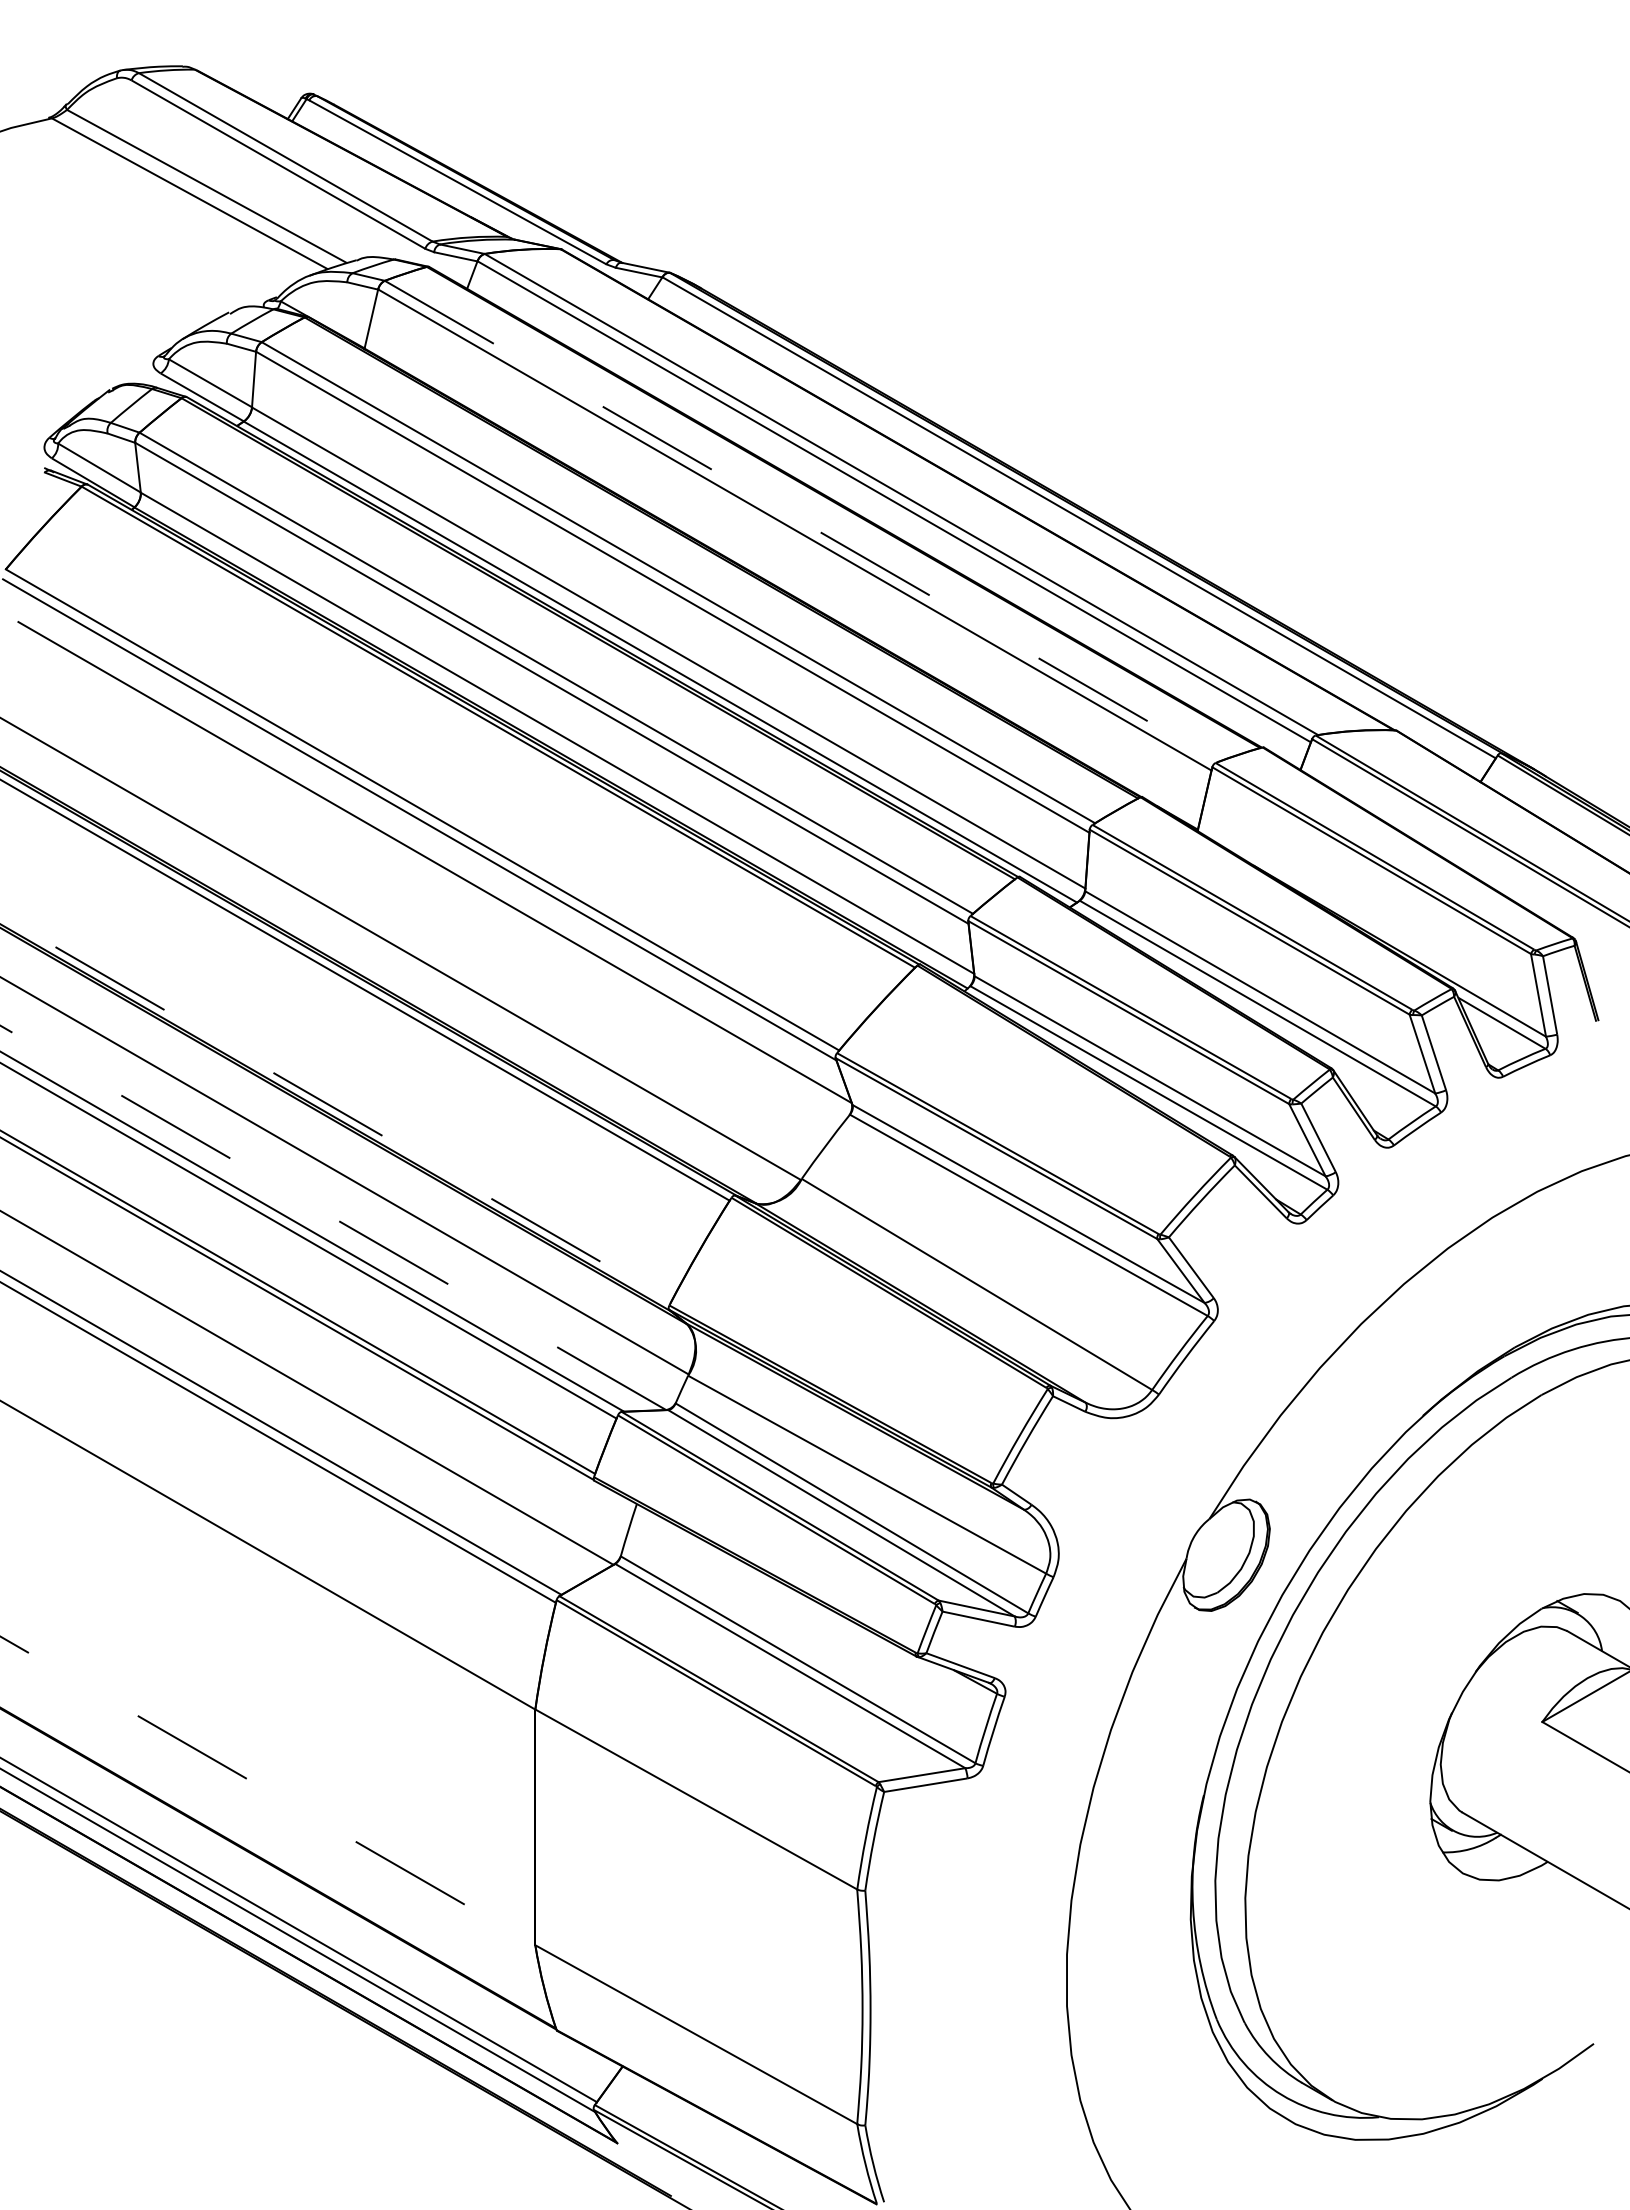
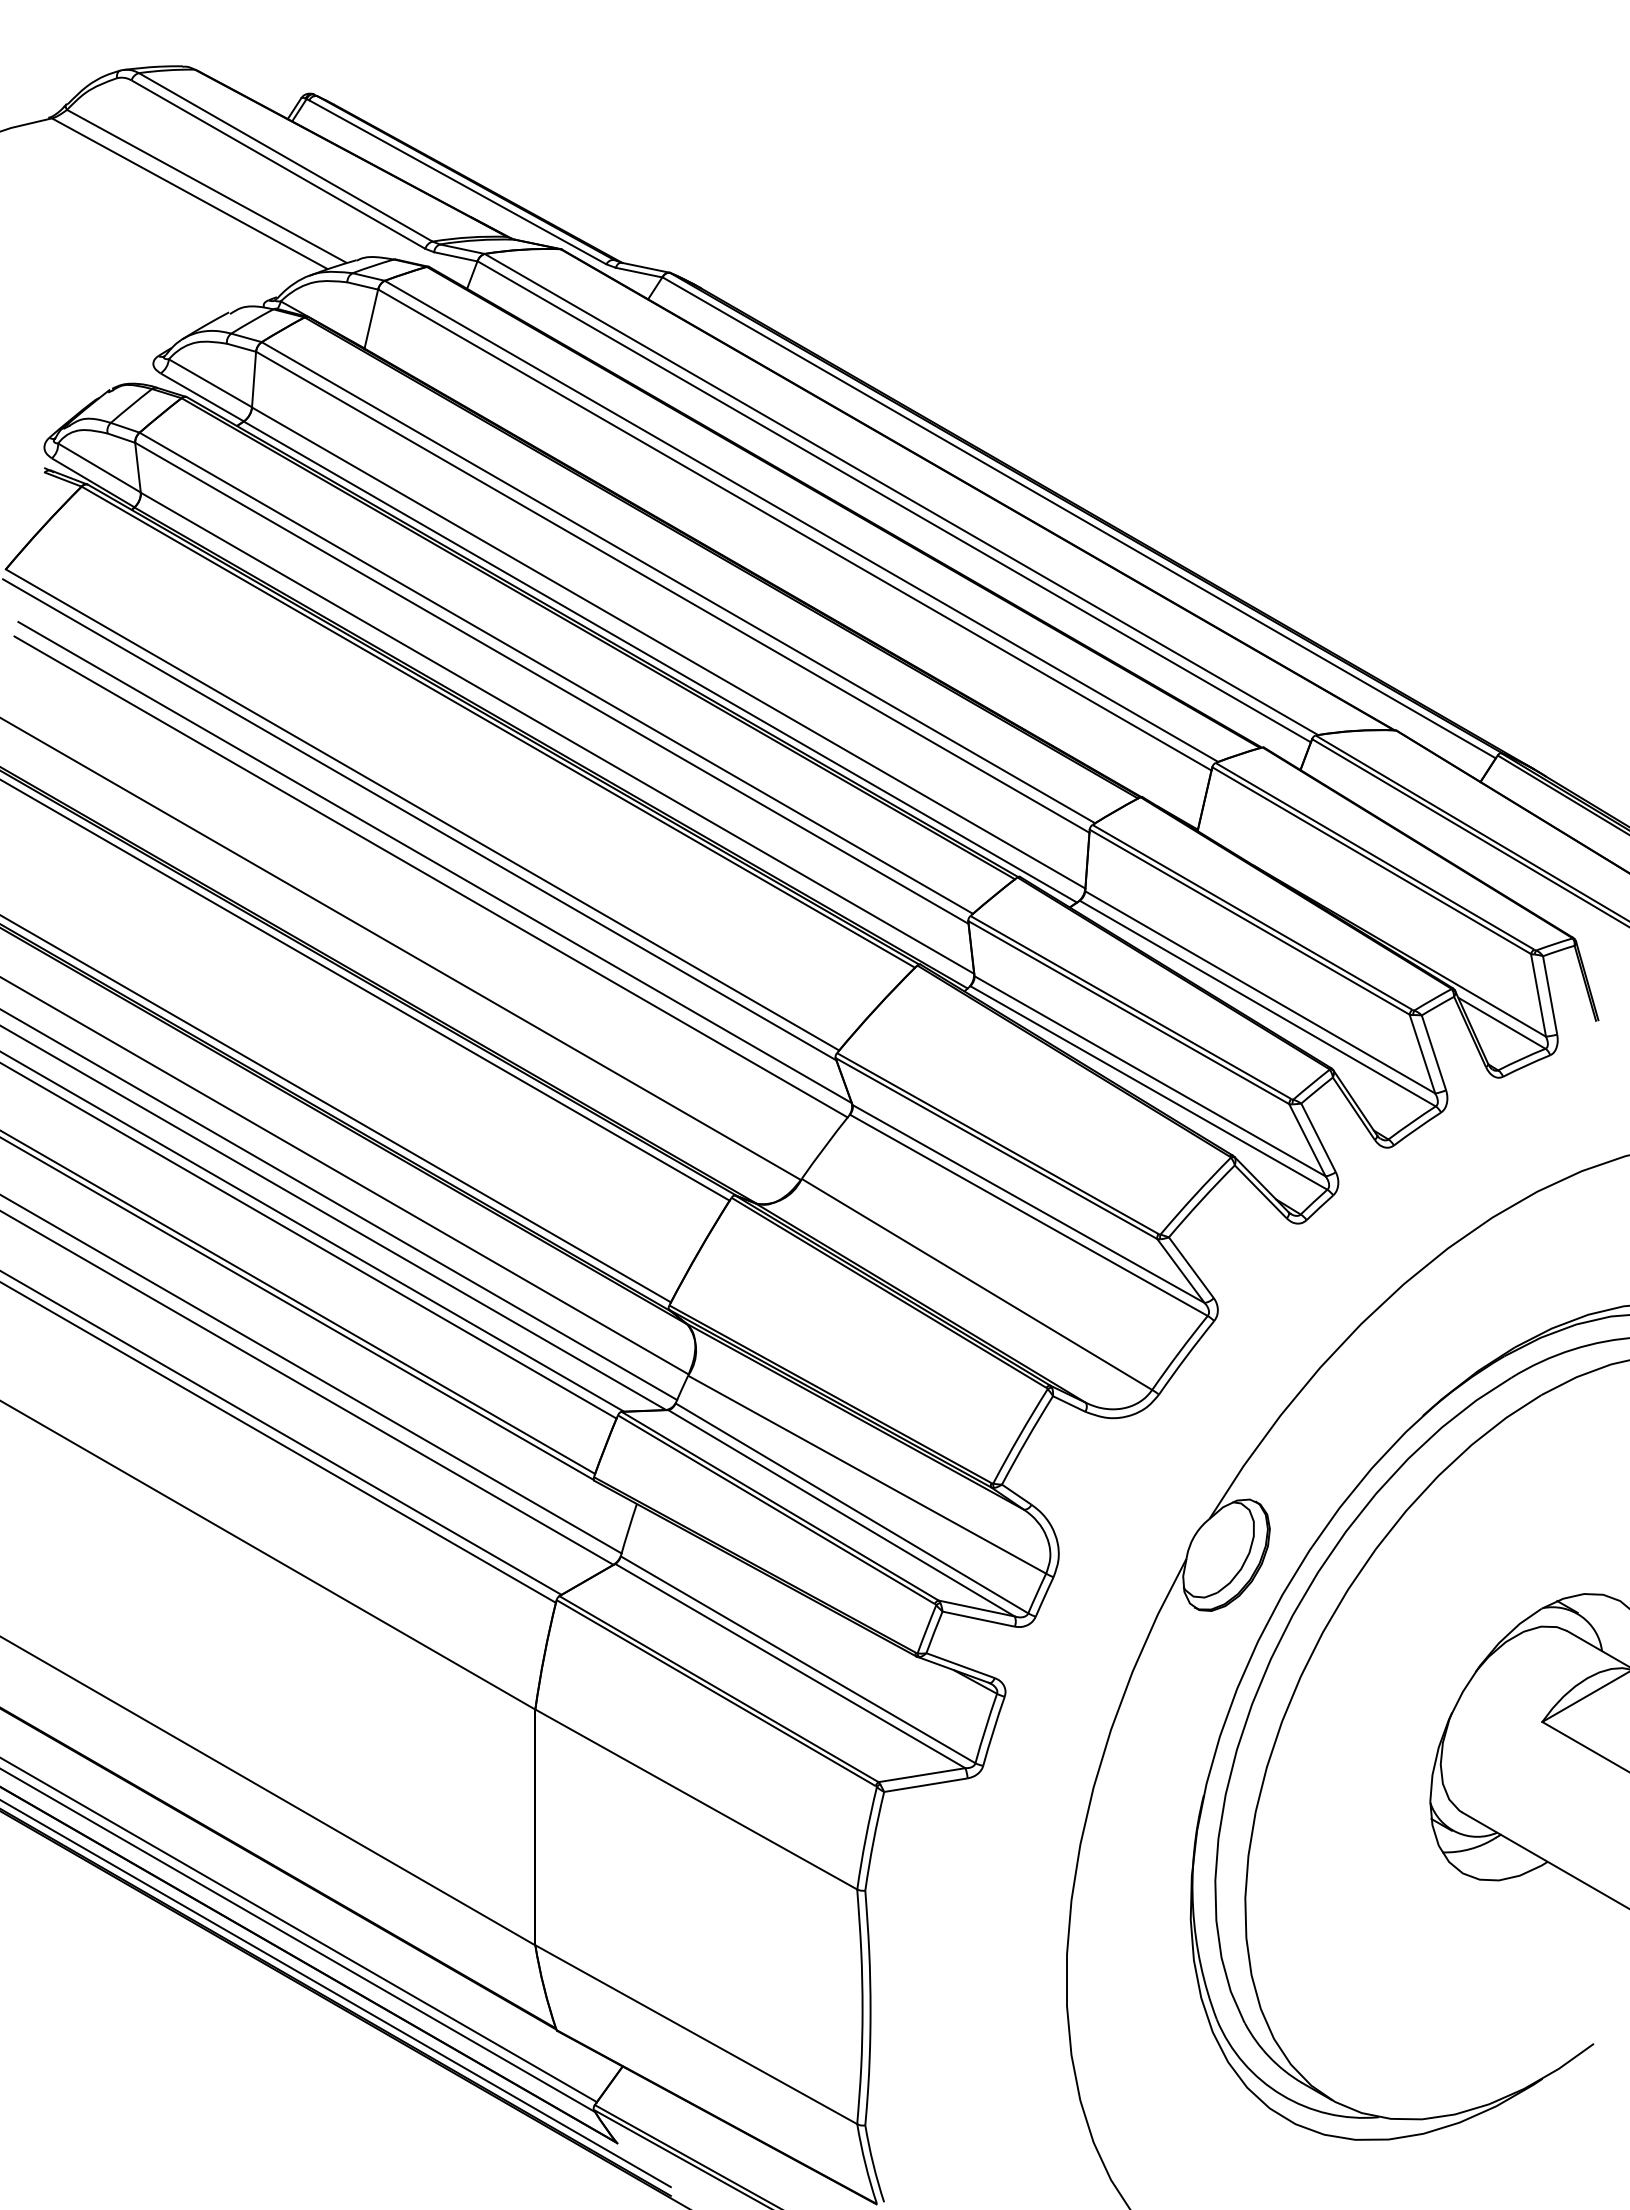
line: dashed -> solid (801, 521)
line: none -> present (430, 876)
line: dashed -> solid (336, 1109)
line: none -> present (339, 1205)
line: dashed -> solid (333, 1217)
line: none -> present (311, 1374)
line: dashed -> solid (267, 1790)
line: none -> present (336, 1994)
